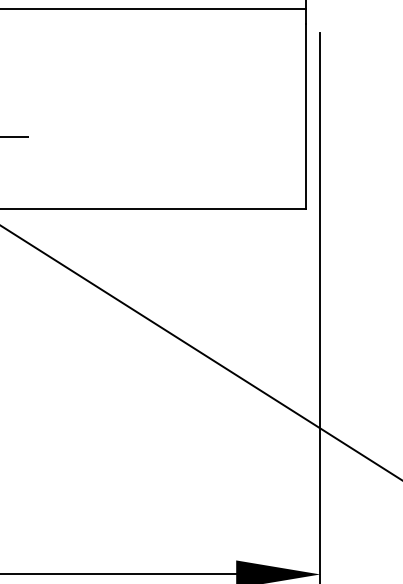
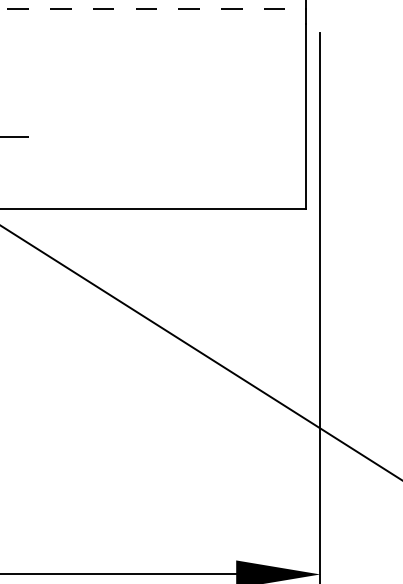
line: solid -> dashed (153, 9)
